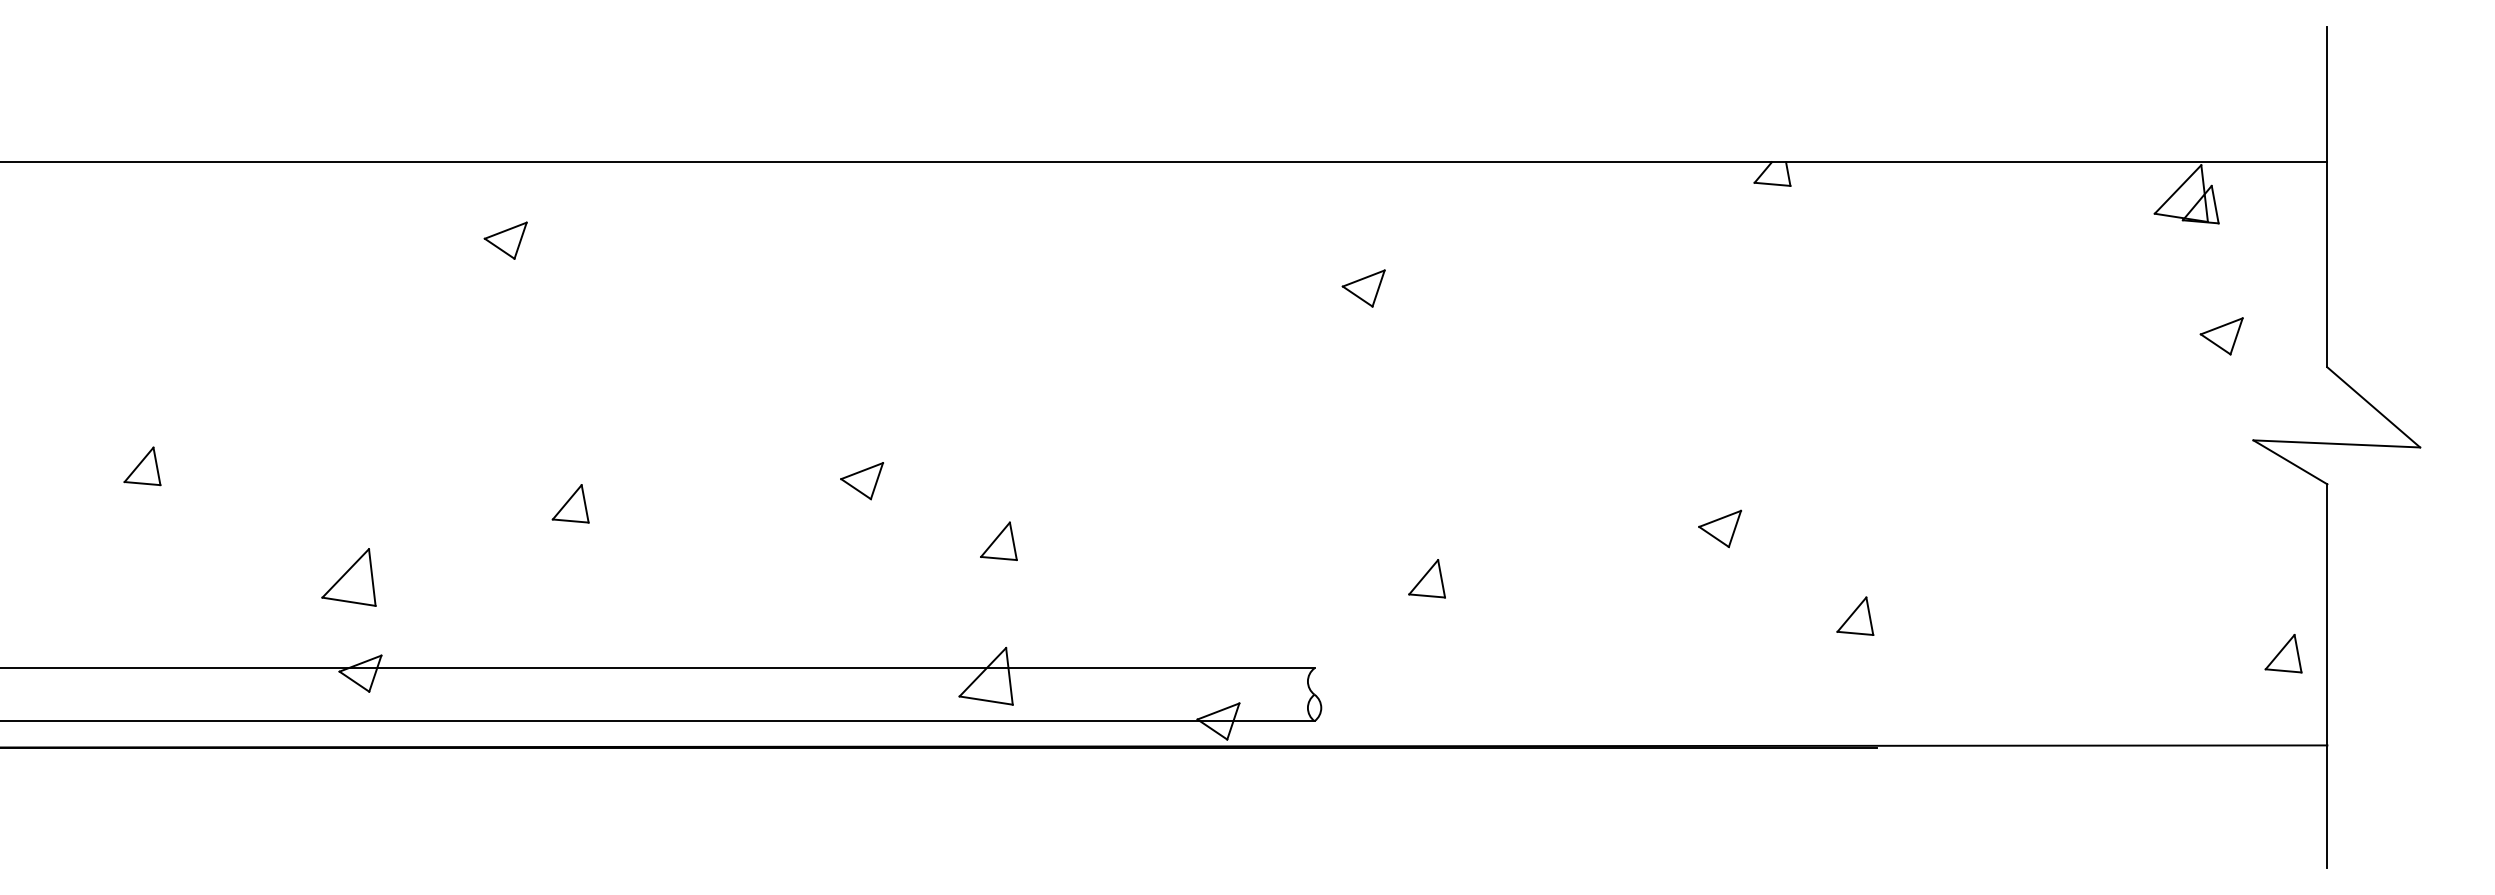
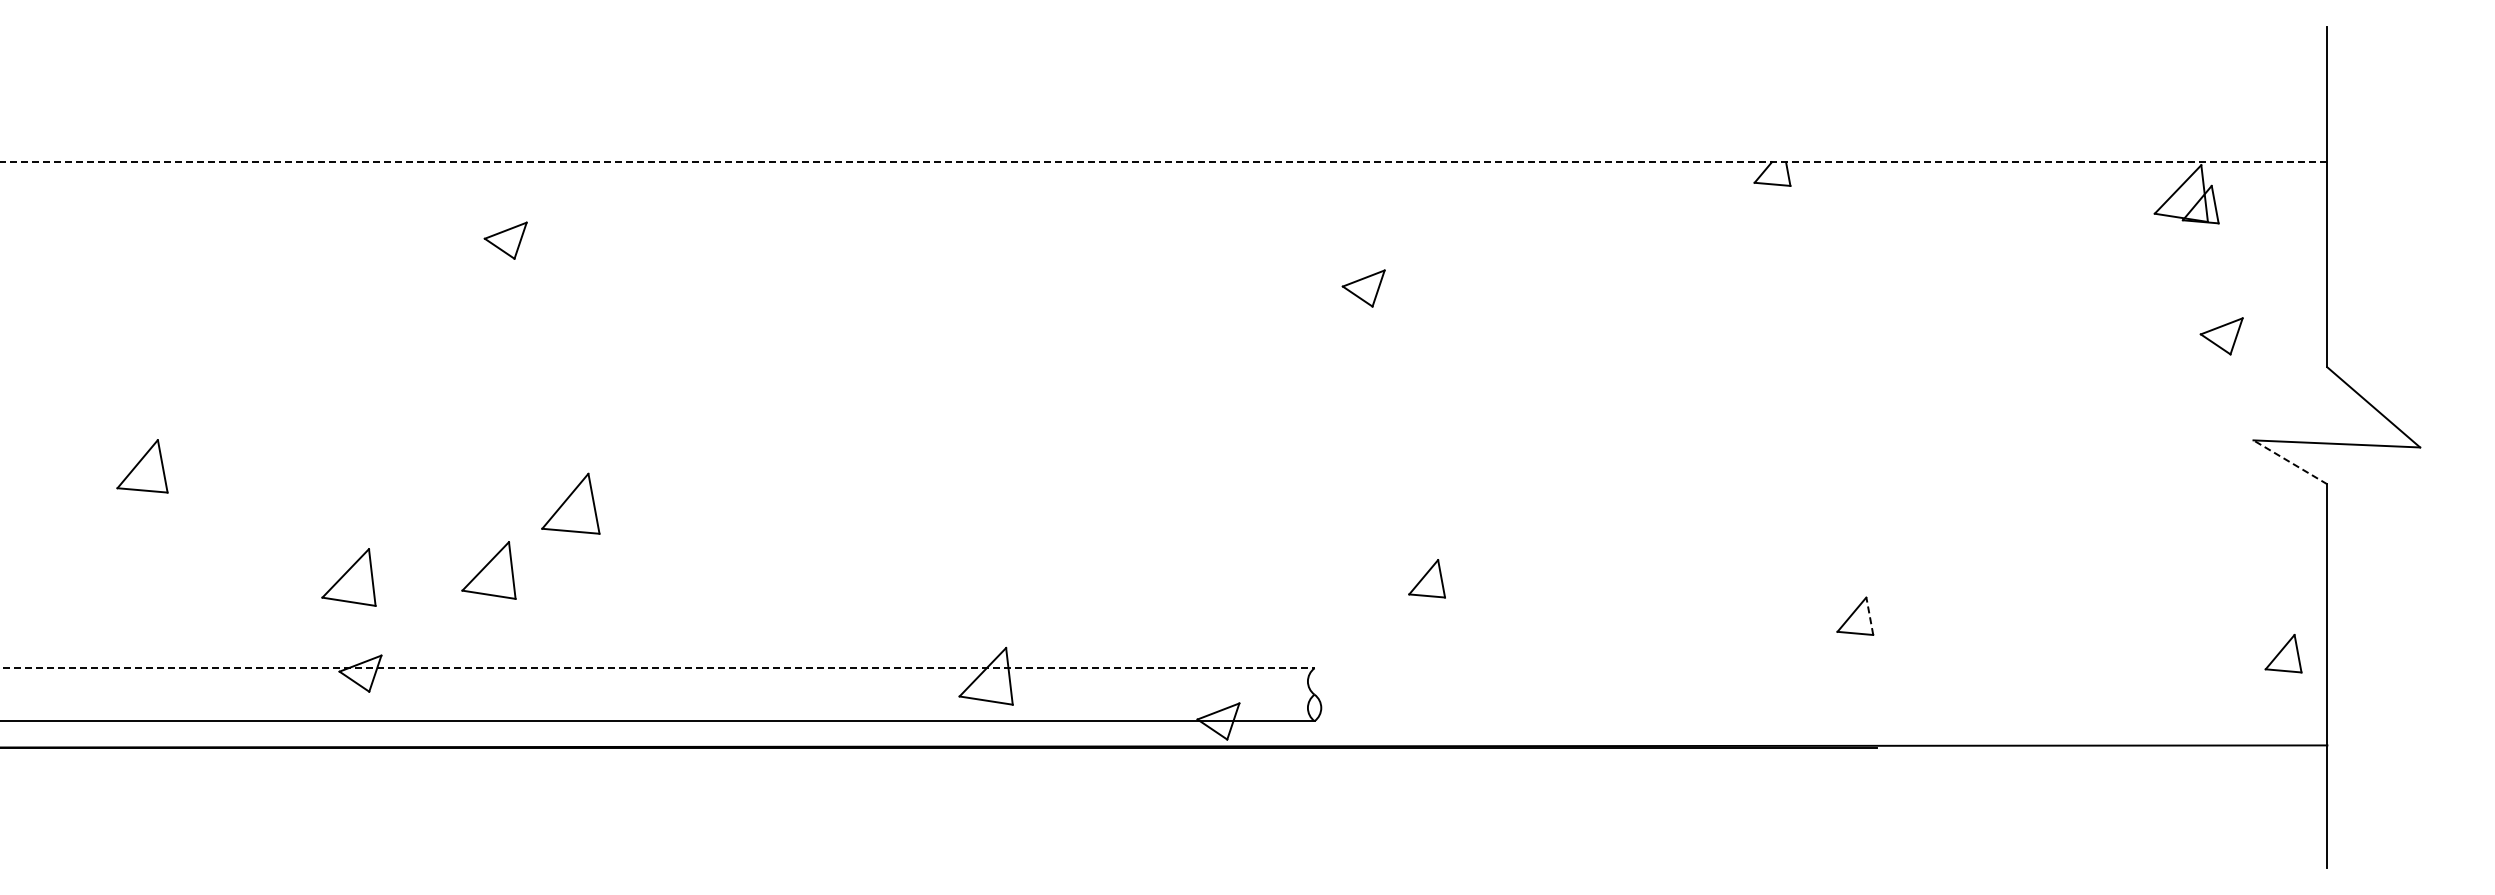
line: solid -> dashed (1163, 162)
line: solid -> dashed (2290, 462)
part size: 39x41 px -> 53x55 px (142, 466)
part: present -> none (861, 481)
part size: 39x40 px -> 60x63 px (570, 503)
part: present -> none (1720, 528)
part: present -> none (998, 540)
part: none -> present (488, 570)
line: solid -> dashed (1869, 615)
line: solid -> dashed (657, 668)
